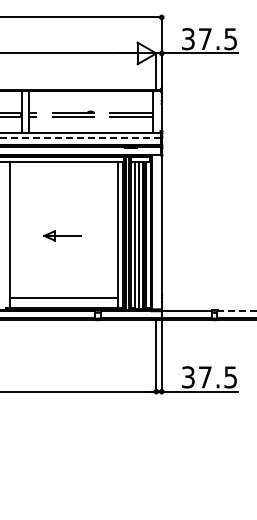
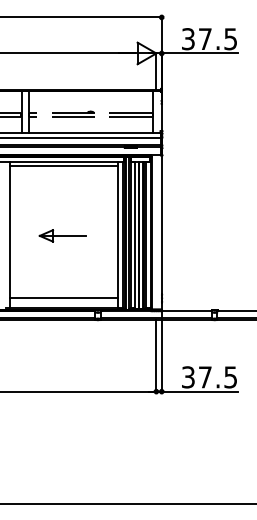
line: dashed -> solid (80, 138)
line: none -> present (63, 165)
part size: 39x12 px -> 49x14 px (62, 235)
line: dashed -> solid (237, 310)
line: none -> present (127, 504)
